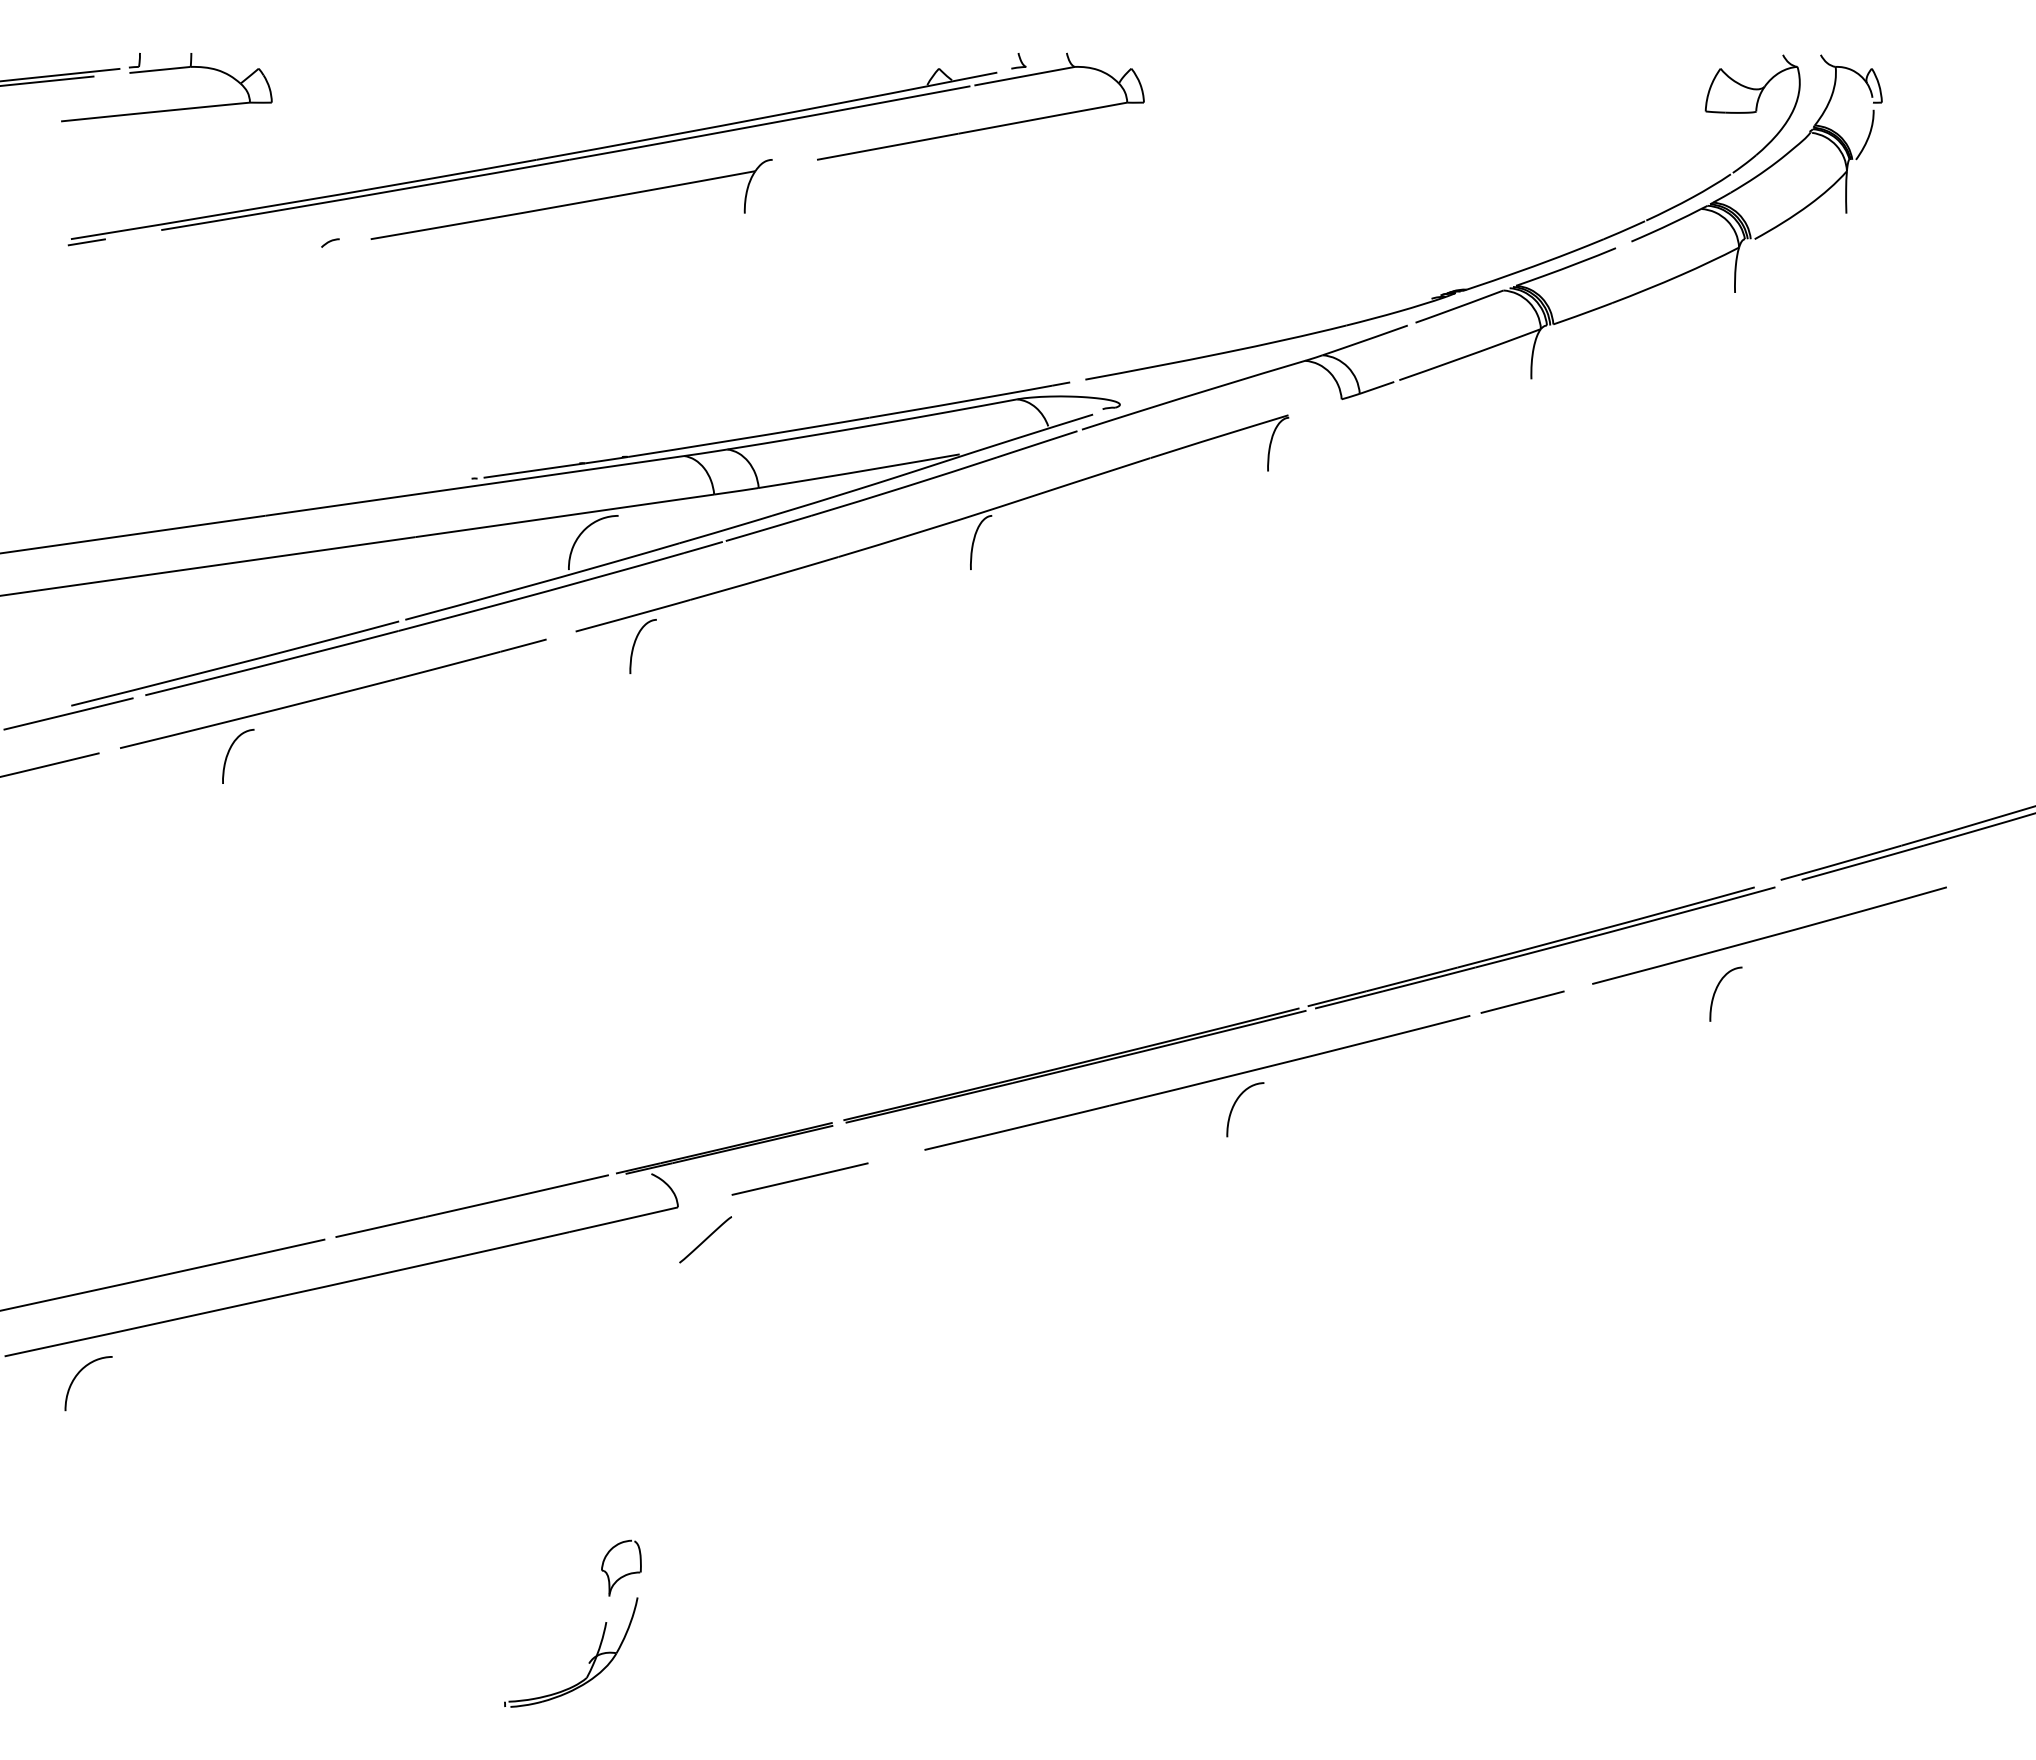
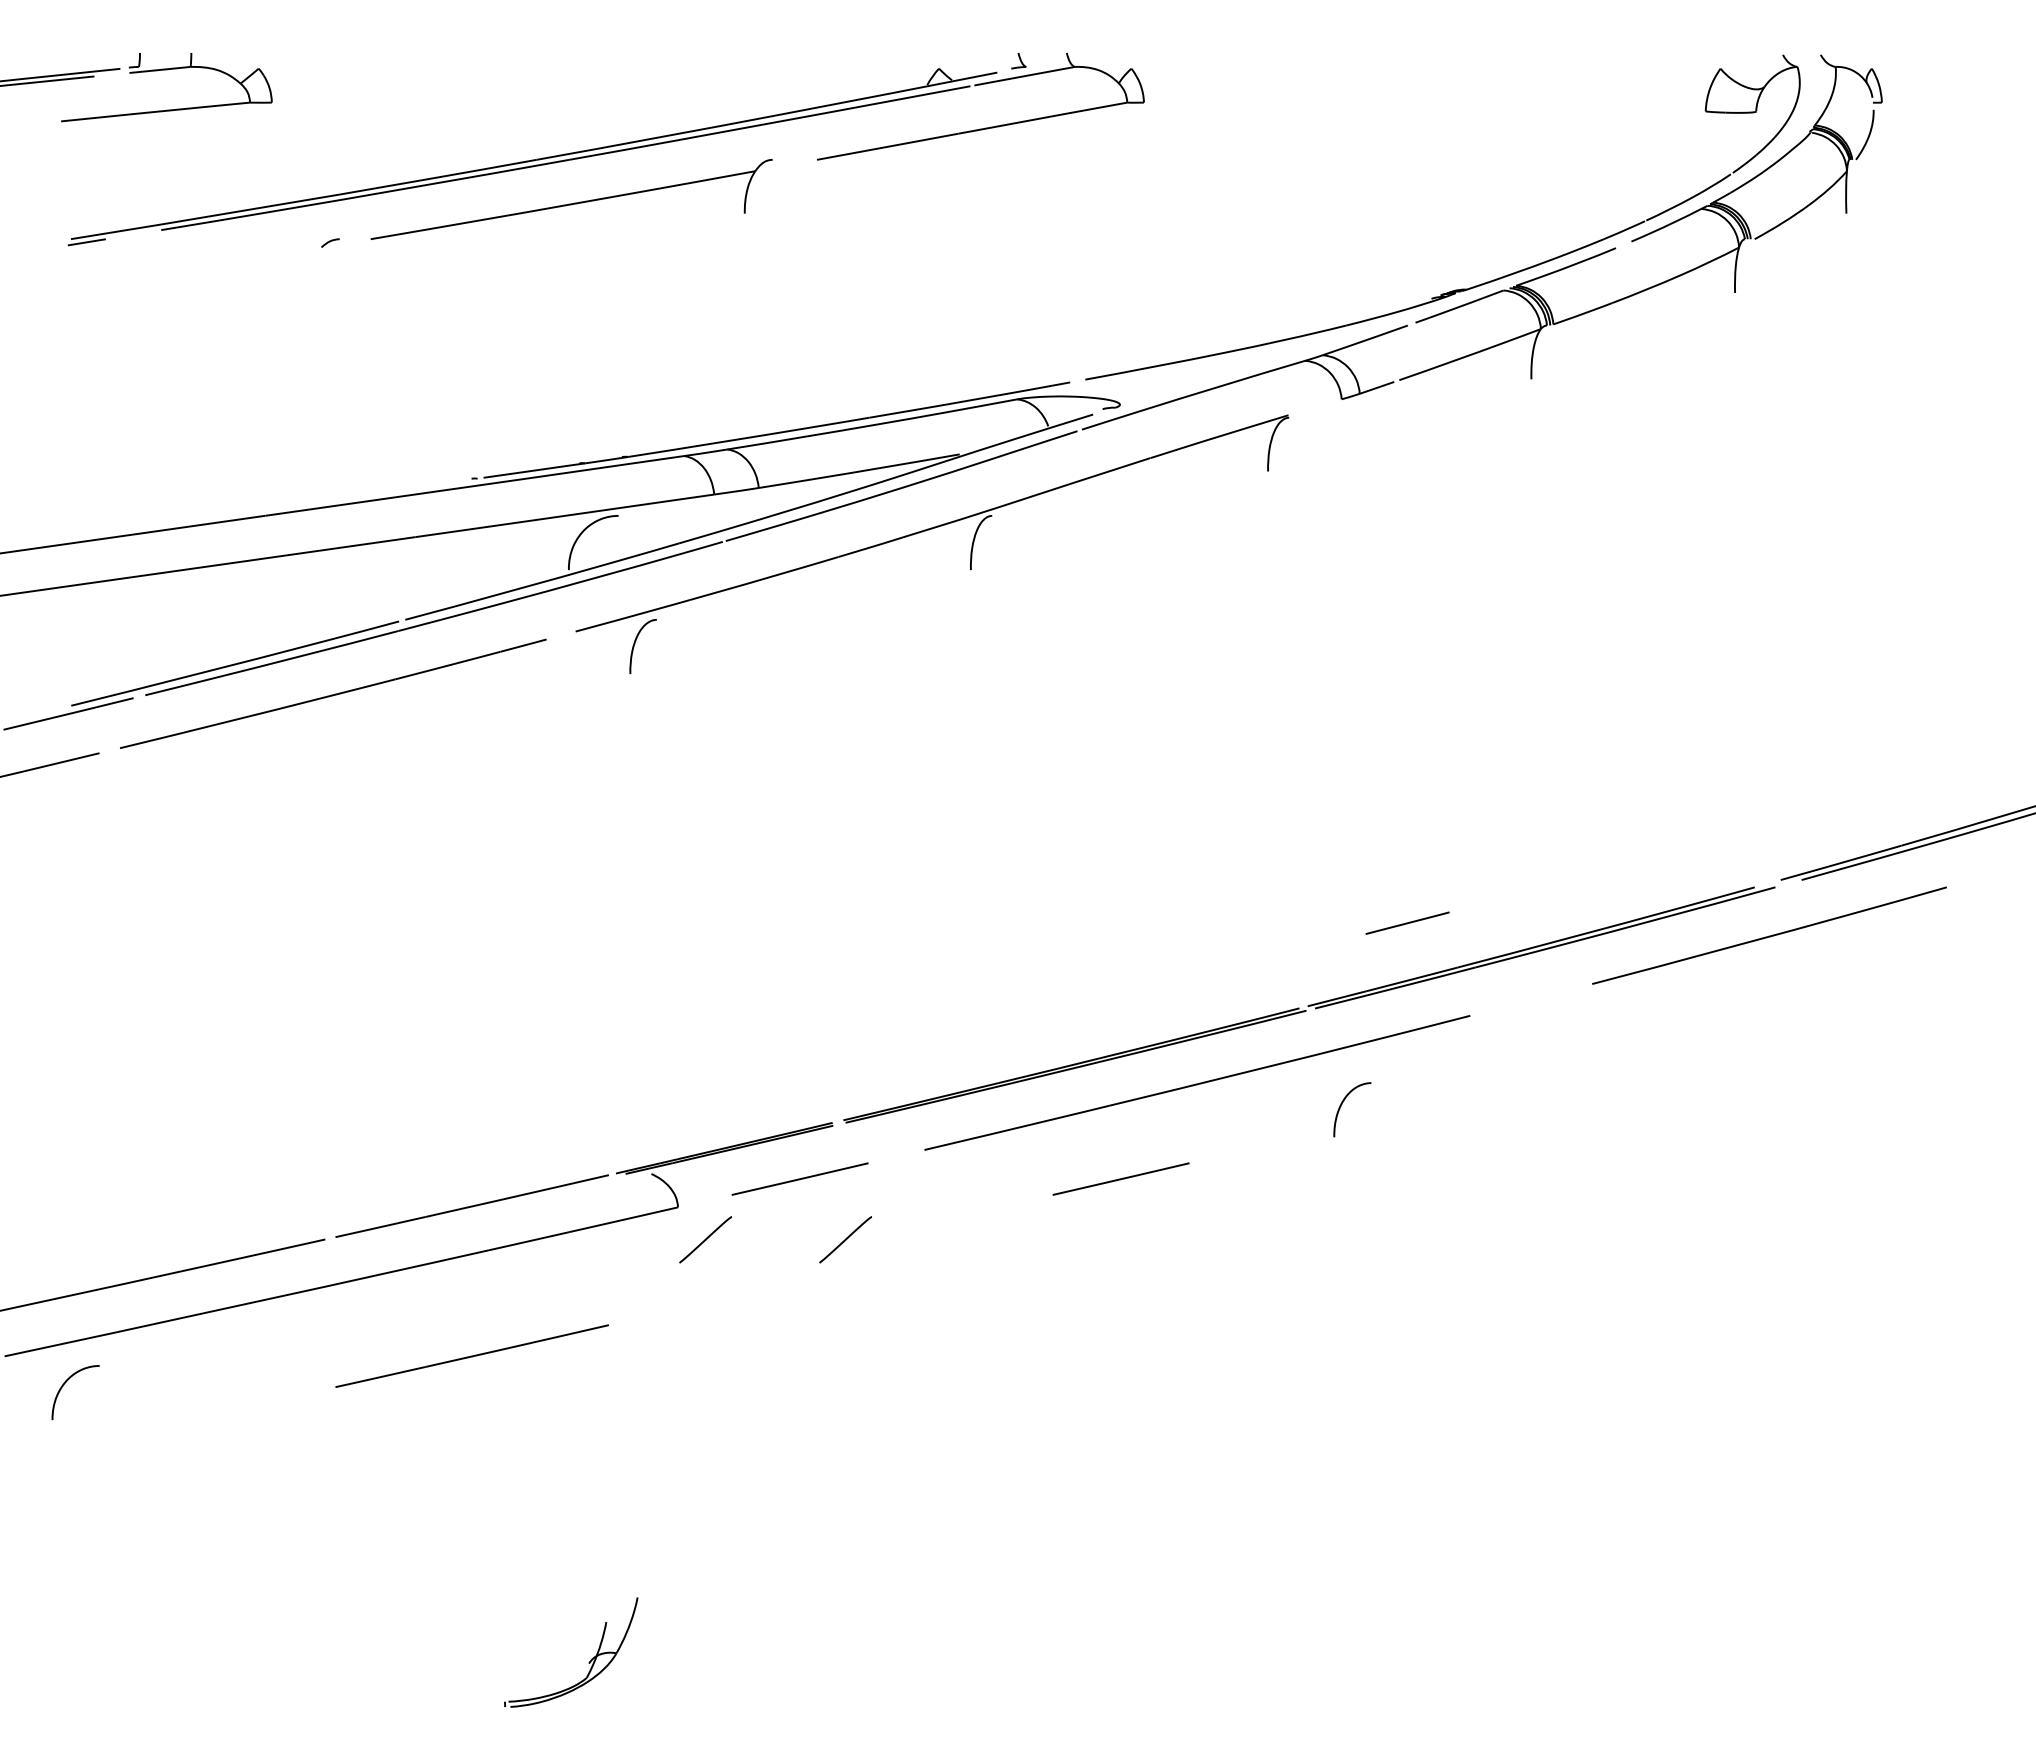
curve: present -> none (230, 750)
curve: present -> none (1717, 989)
line position: (1522, 1001) -> (1407, 922) (1407, 922)
curve position: (1235, 1104) -> (1342, 1104) (1342, 1104)
line: none -> present (1120, 1178)
line: none -> present (845, 1239)
line: none -> present (471, 1355)
curve position: (76, 1377) -> (63, 1386) (63, 1386)
part: present -> none (624, 1574)
